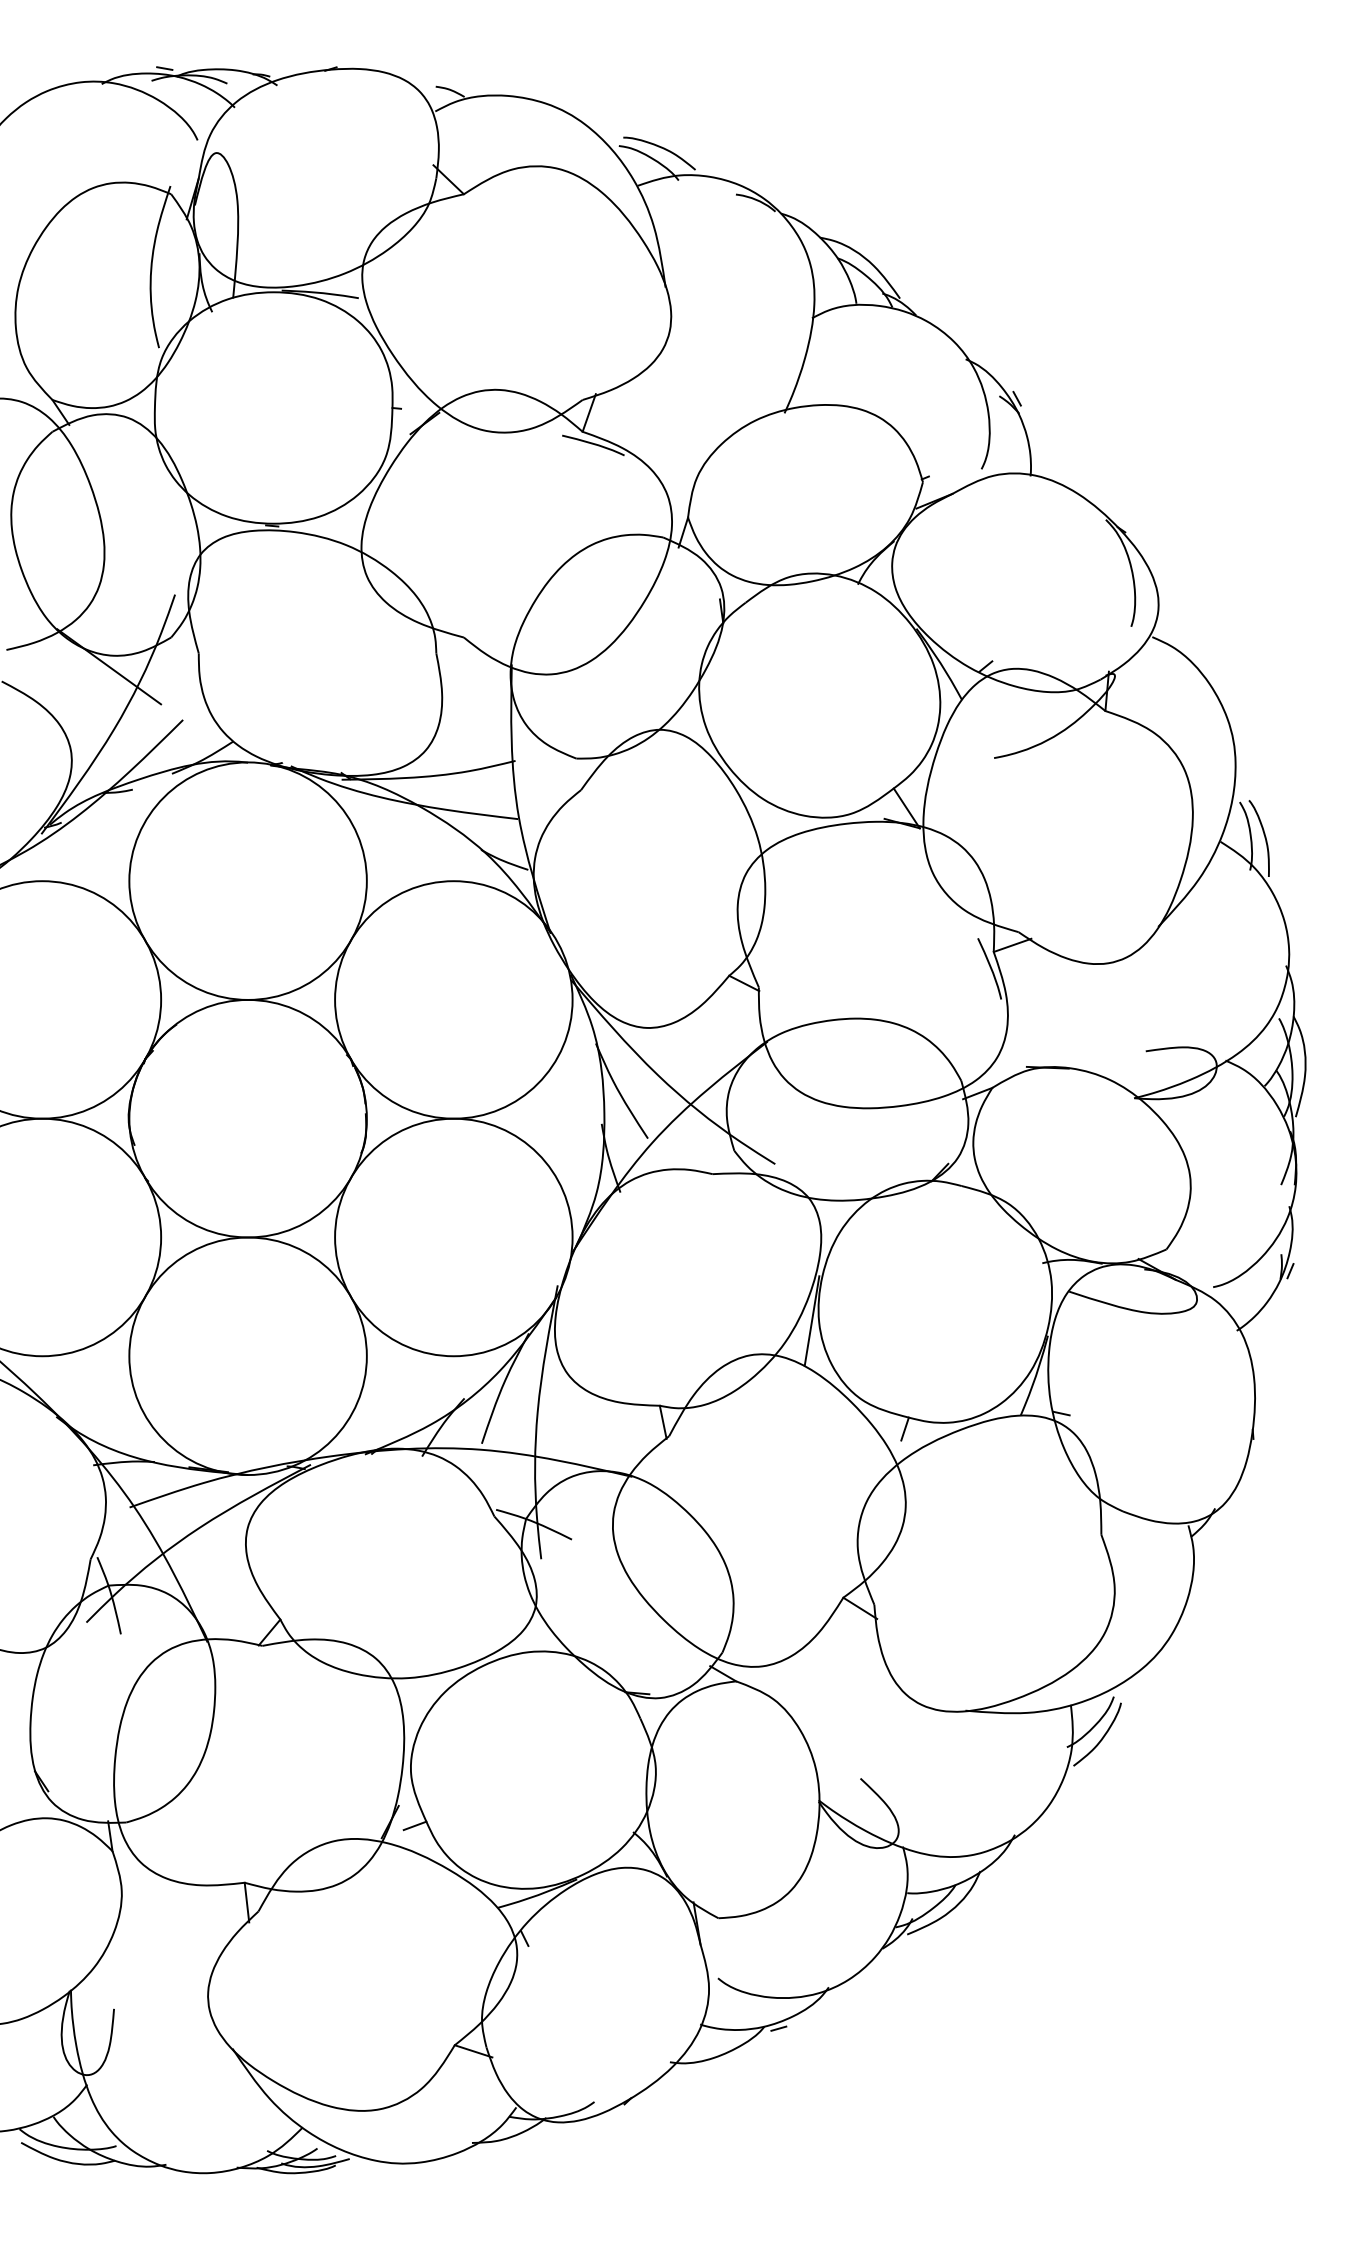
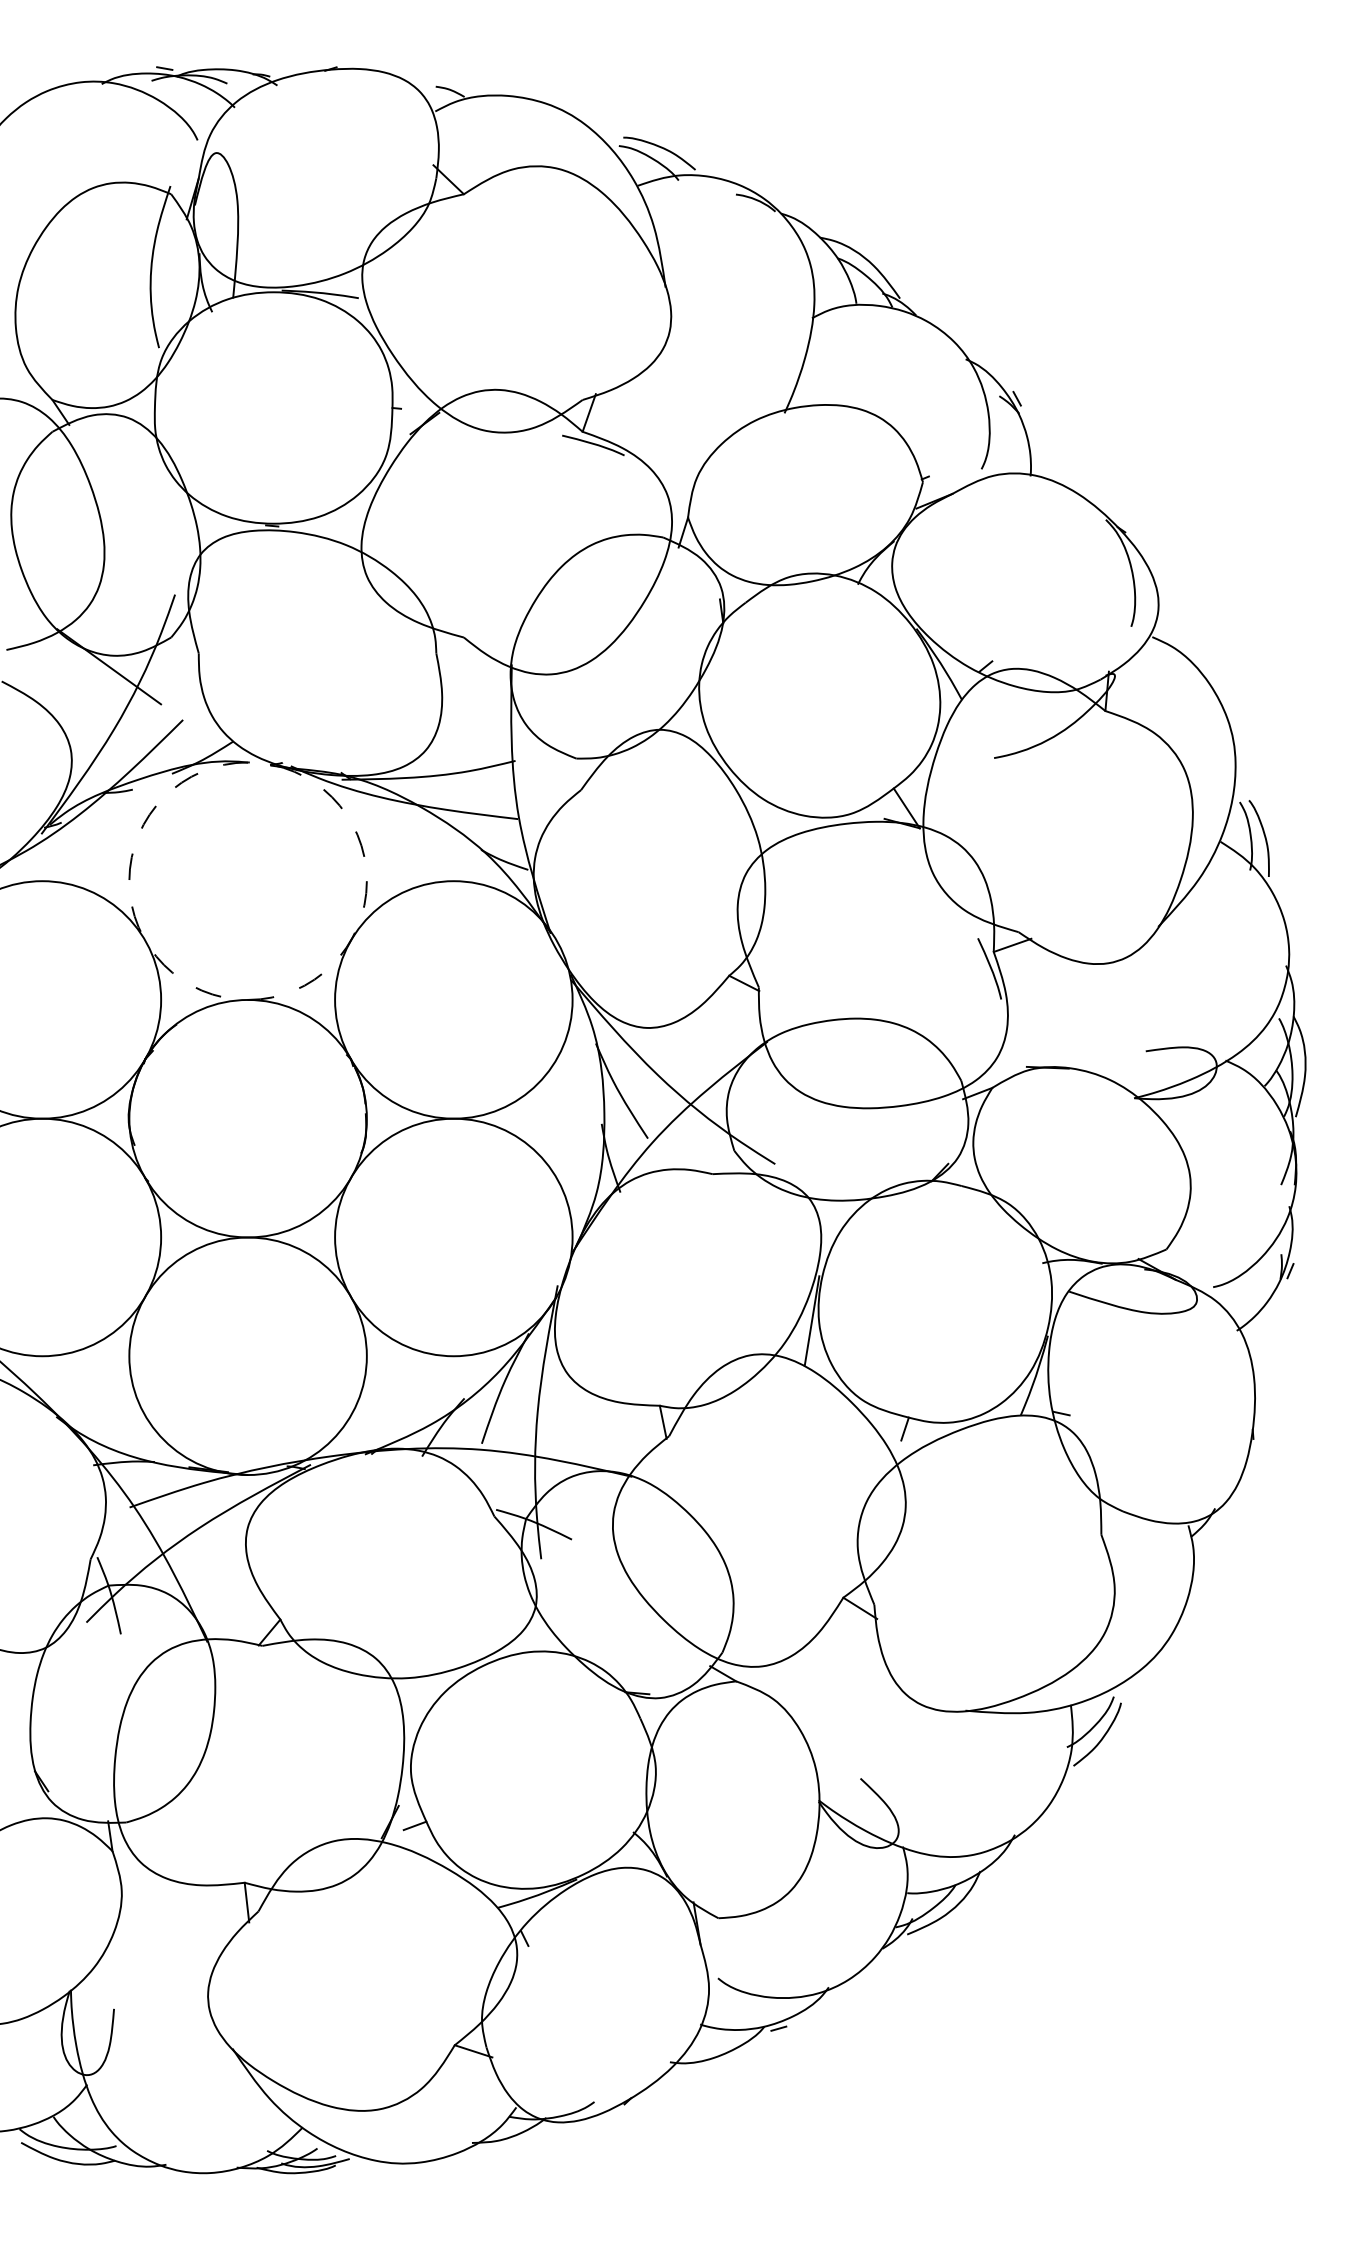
circle: solid -> dashed (247, 880)
